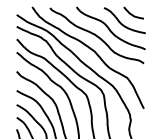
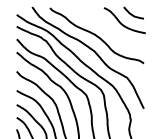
curve: present -> none (109, 28)
